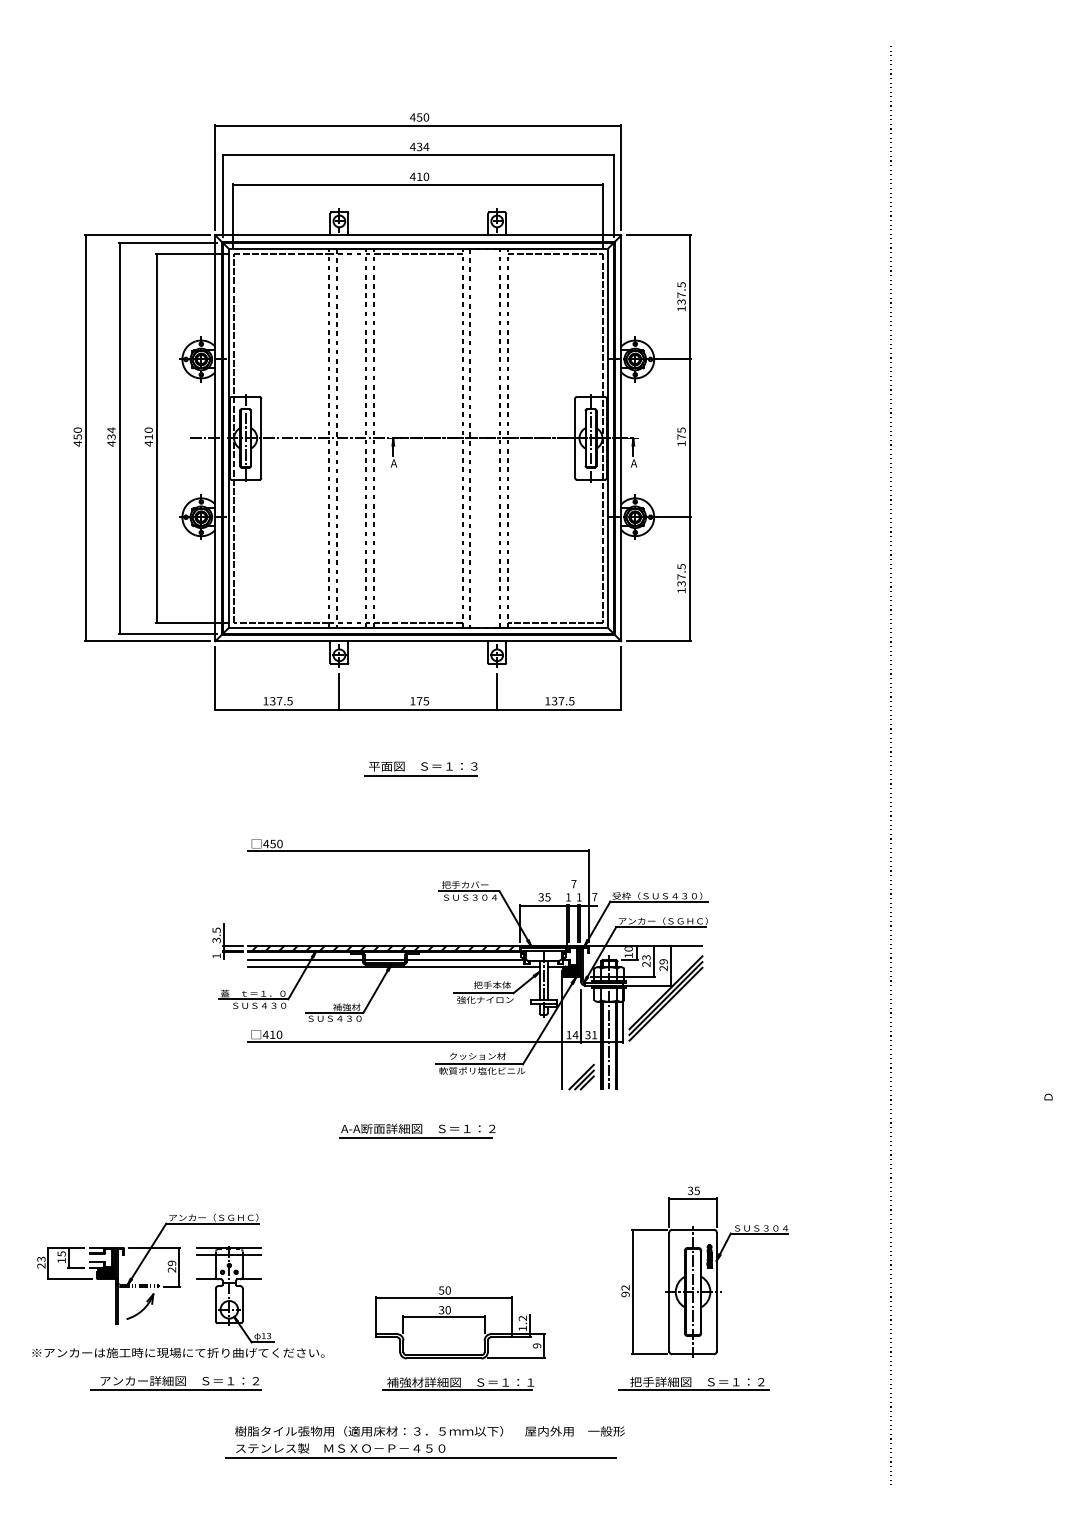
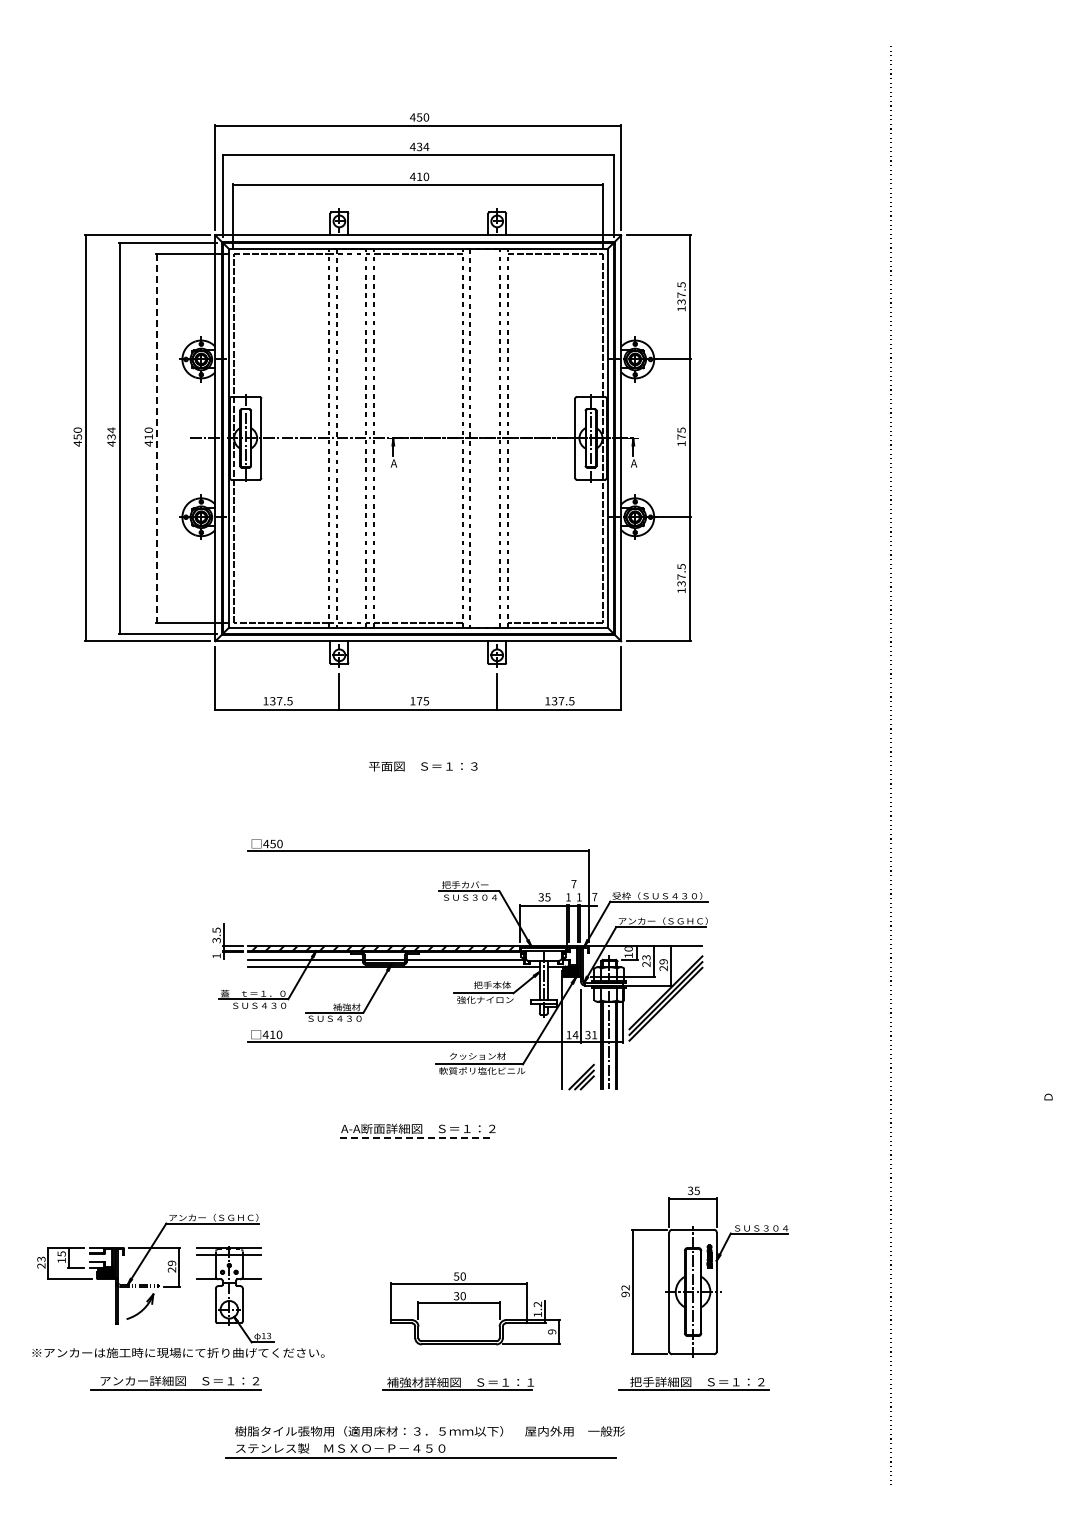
line: solid -> dashed (157, 438)
line: present -> none (420, 775)
line: solid -> dashed (416, 1137)
part position: (460, 1322) -> (475, 1308) (475, 1308)
